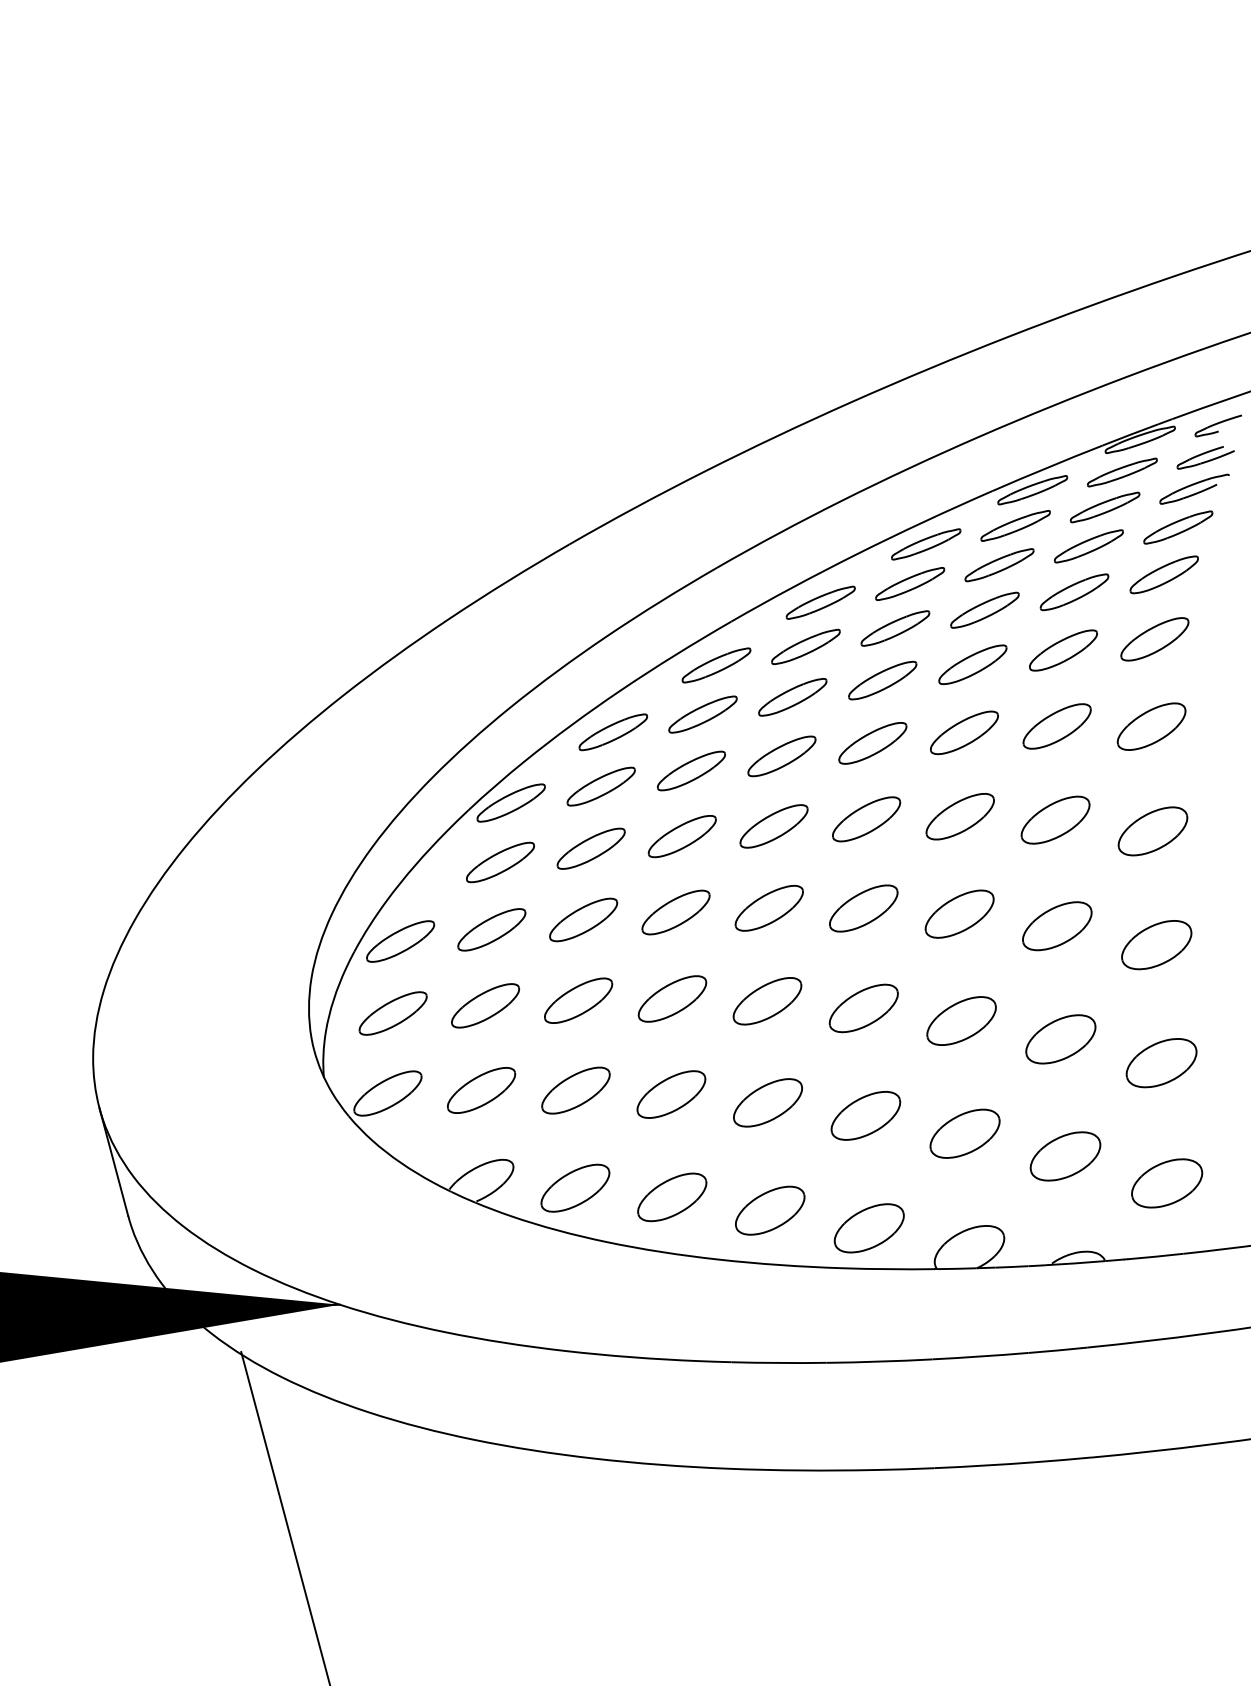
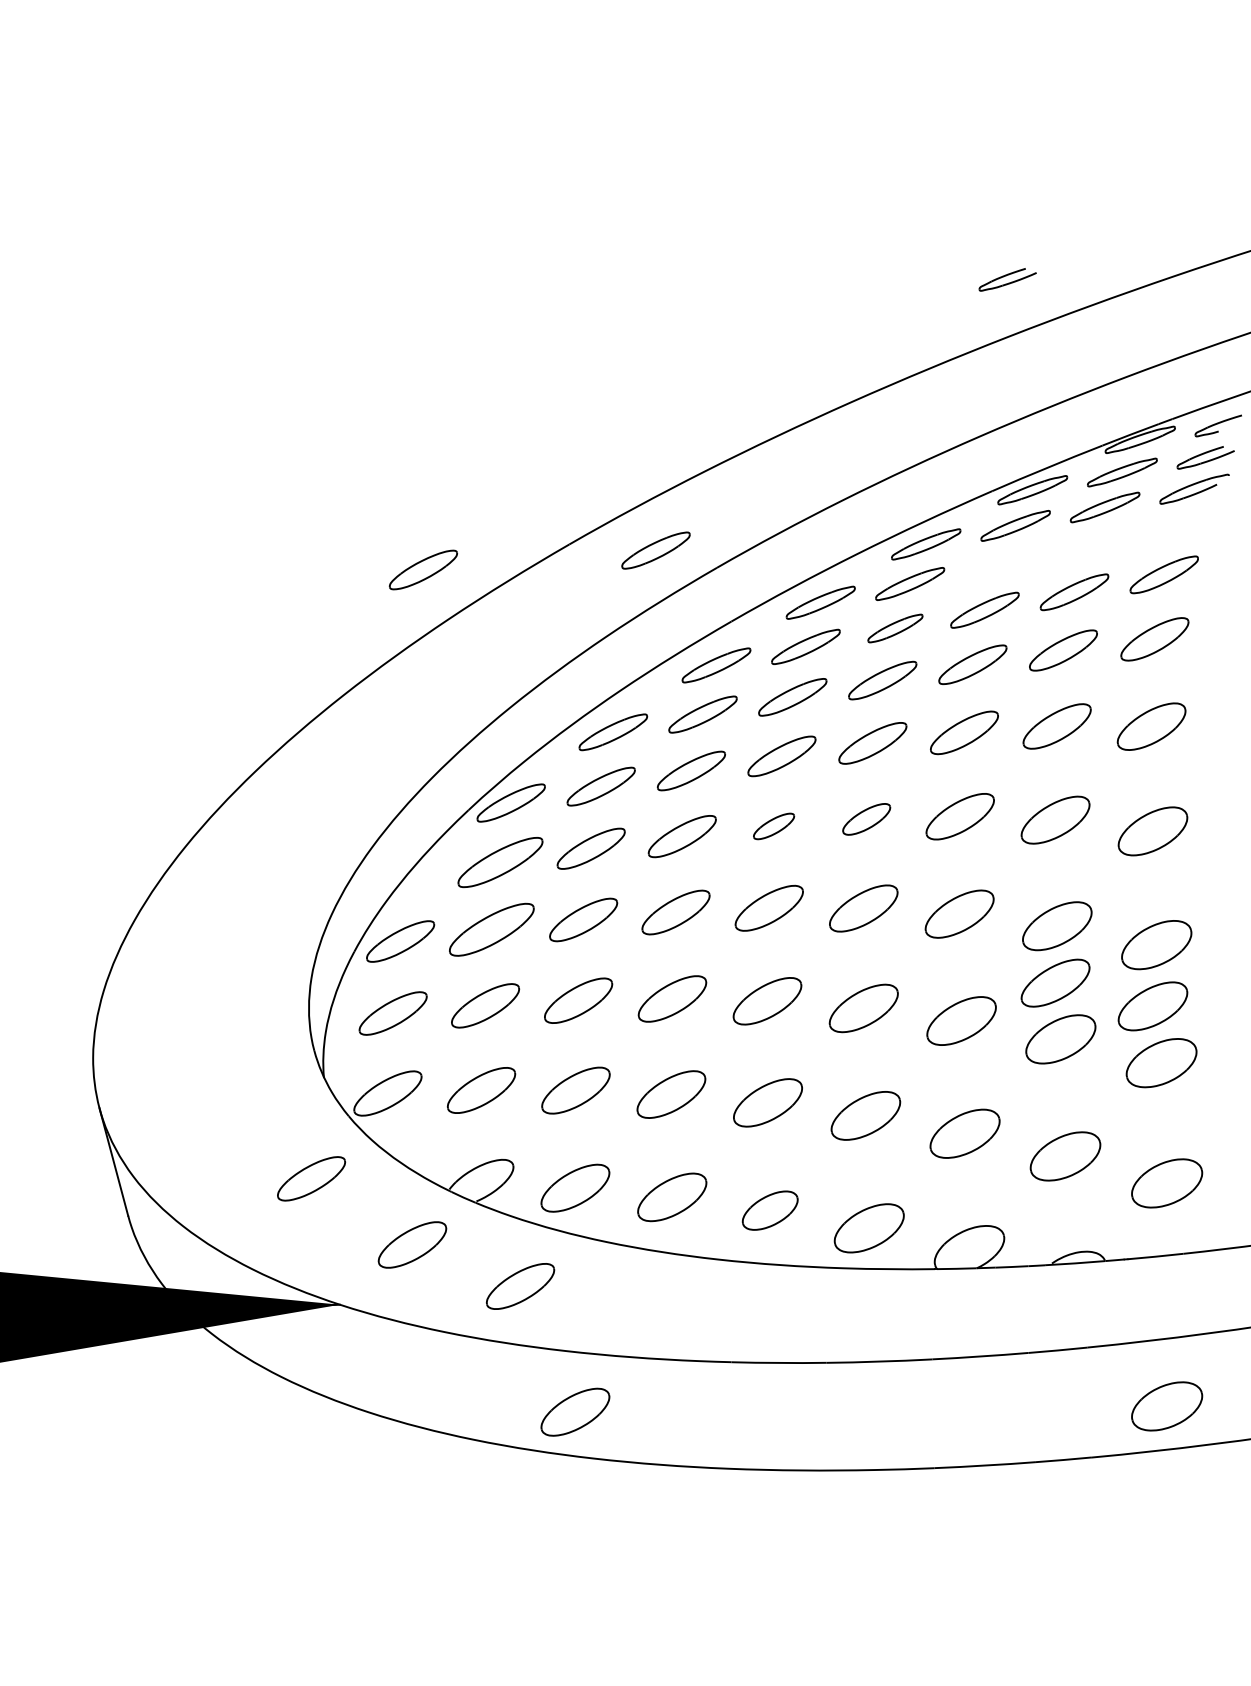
part: none -> present (1007, 279)
part: present -> none (1178, 527)
part: present -> none (1088, 546)
part: none -> present (655, 550)
part: present -> none (999, 565)
part: none -> present (422, 569)
part size: 71x37 px -> 57x31 px (895, 628)
part size: 70x47 px -> 50x33 px (866, 819)
part size: 70x45 px -> 43x29 px (774, 826)
part size: 69x43 px -> 87x52 px (500, 862)
part size: 70x44 px -> 86x55 px (491, 929)
part: none -> present (1055, 982)
part: none -> present (1152, 1006)
part: none -> present (311, 1178)
part size: 71x51 px -> 58x41 px (769, 1210)
part: none -> present (412, 1244)
part: none -> present (520, 1286)
part: none -> present (1167, 1406)
part: none -> present (575, 1411)
line: present -> none (285, 1517)
